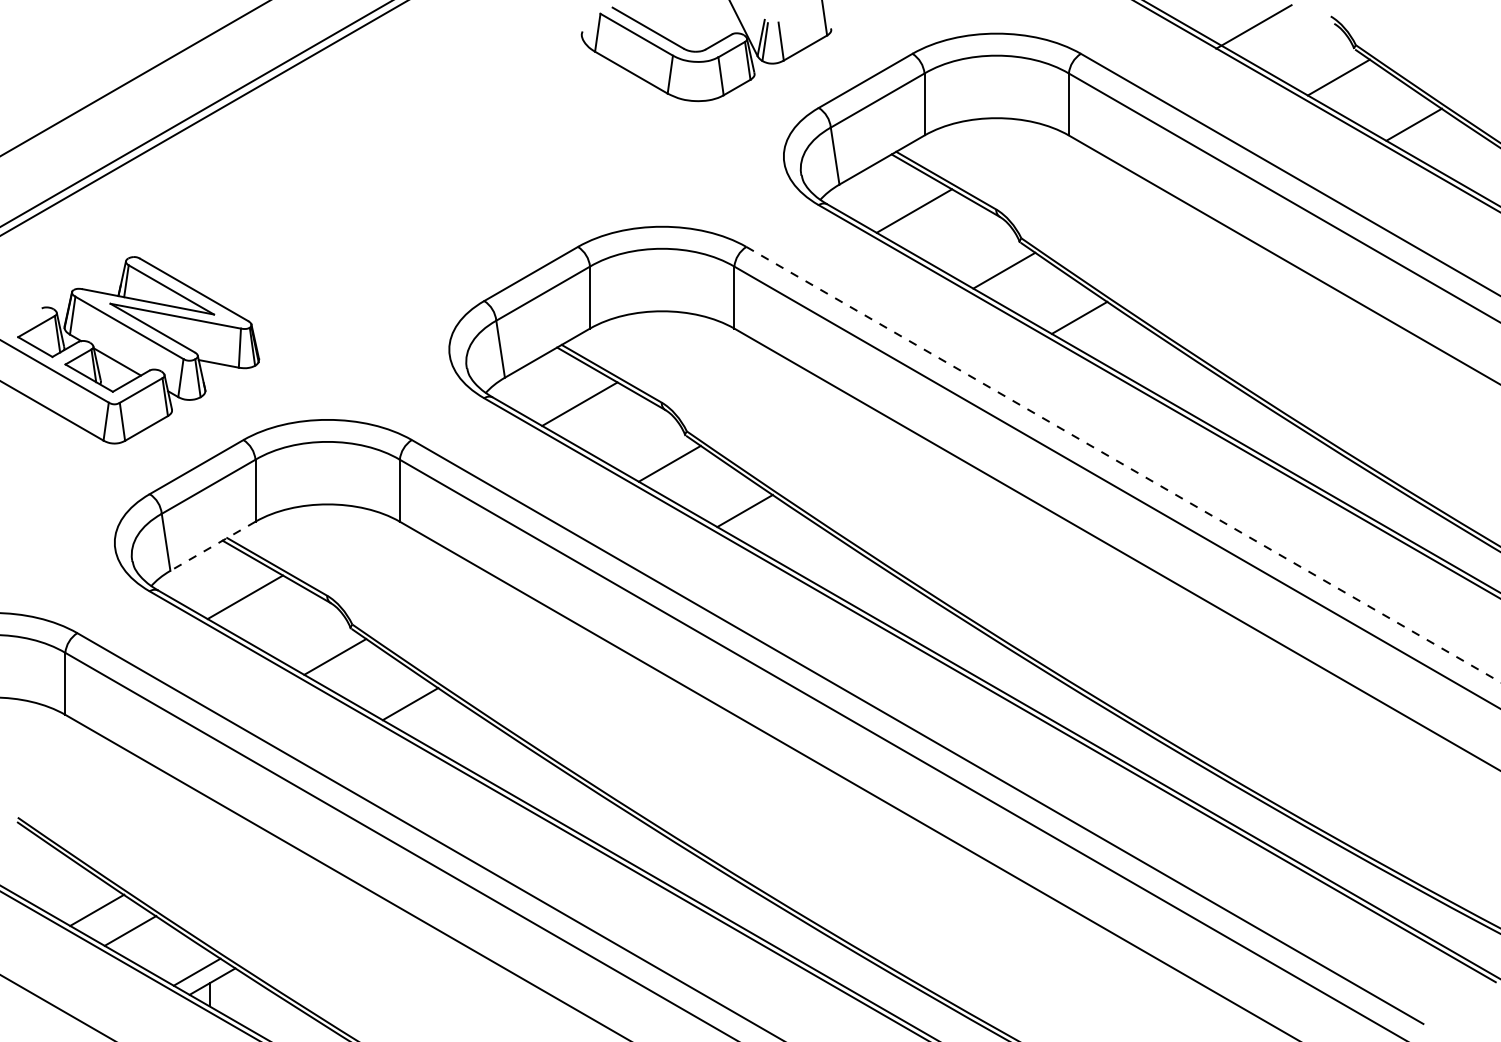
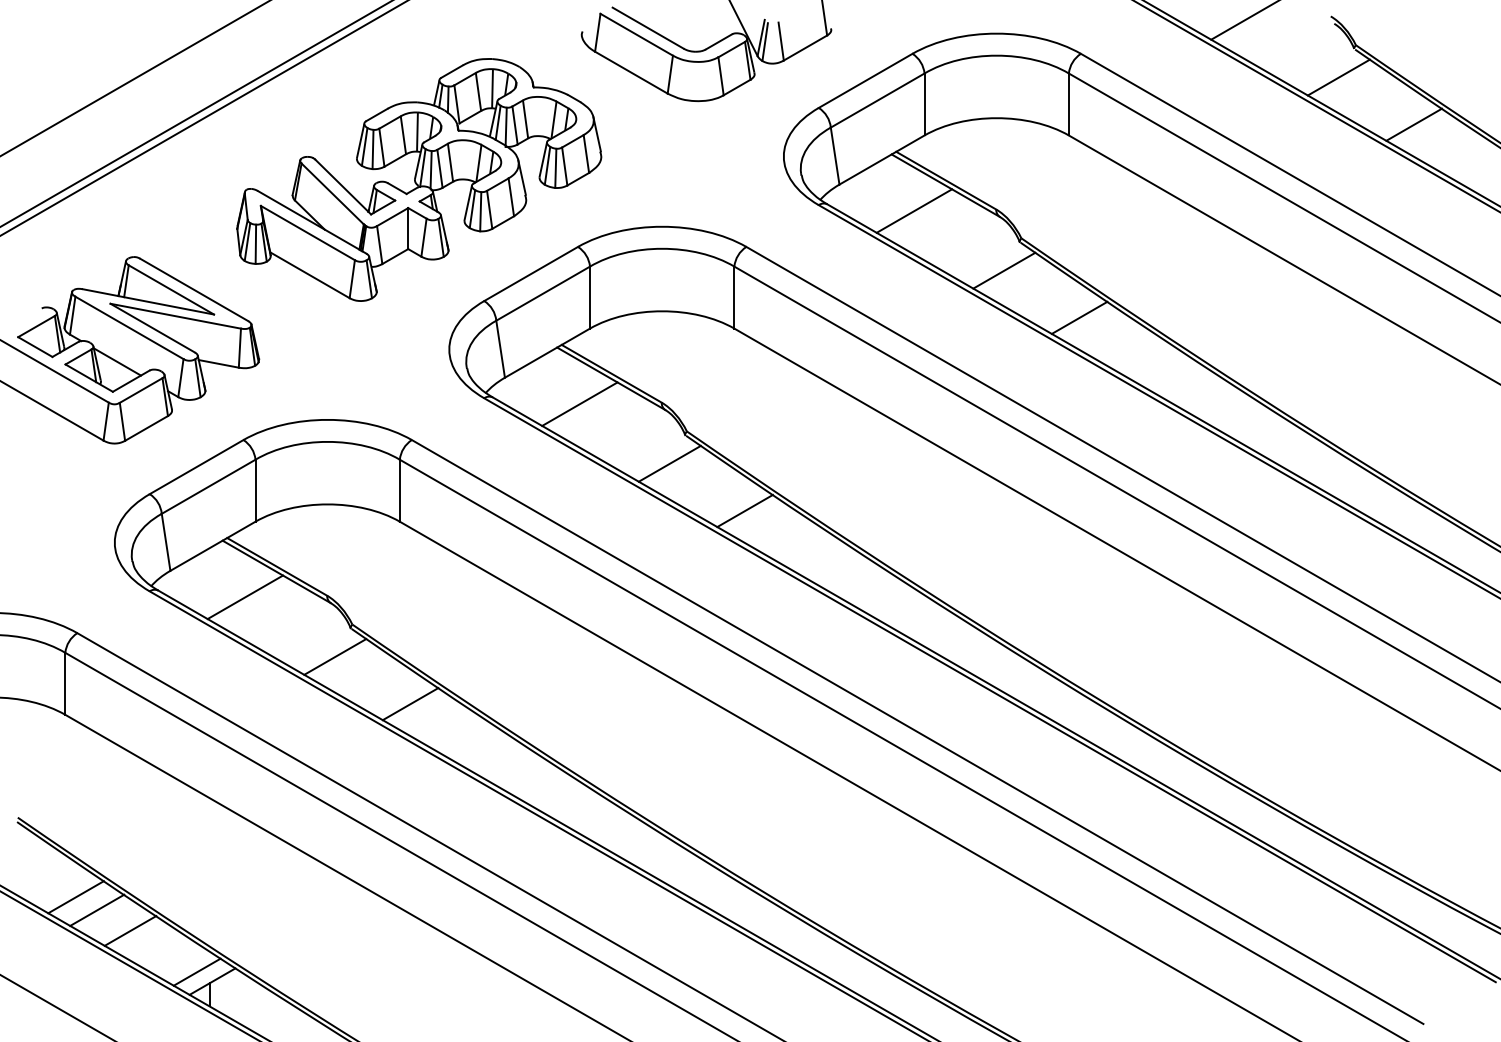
line position: (1253, 26) -> (1243, 20) (1243, 20)
part: none -> present (419, 179)
line: dashed -> solid (1124, 464)
line: dashed -> solid (212, 546)
line: none -> present (75, 897)
